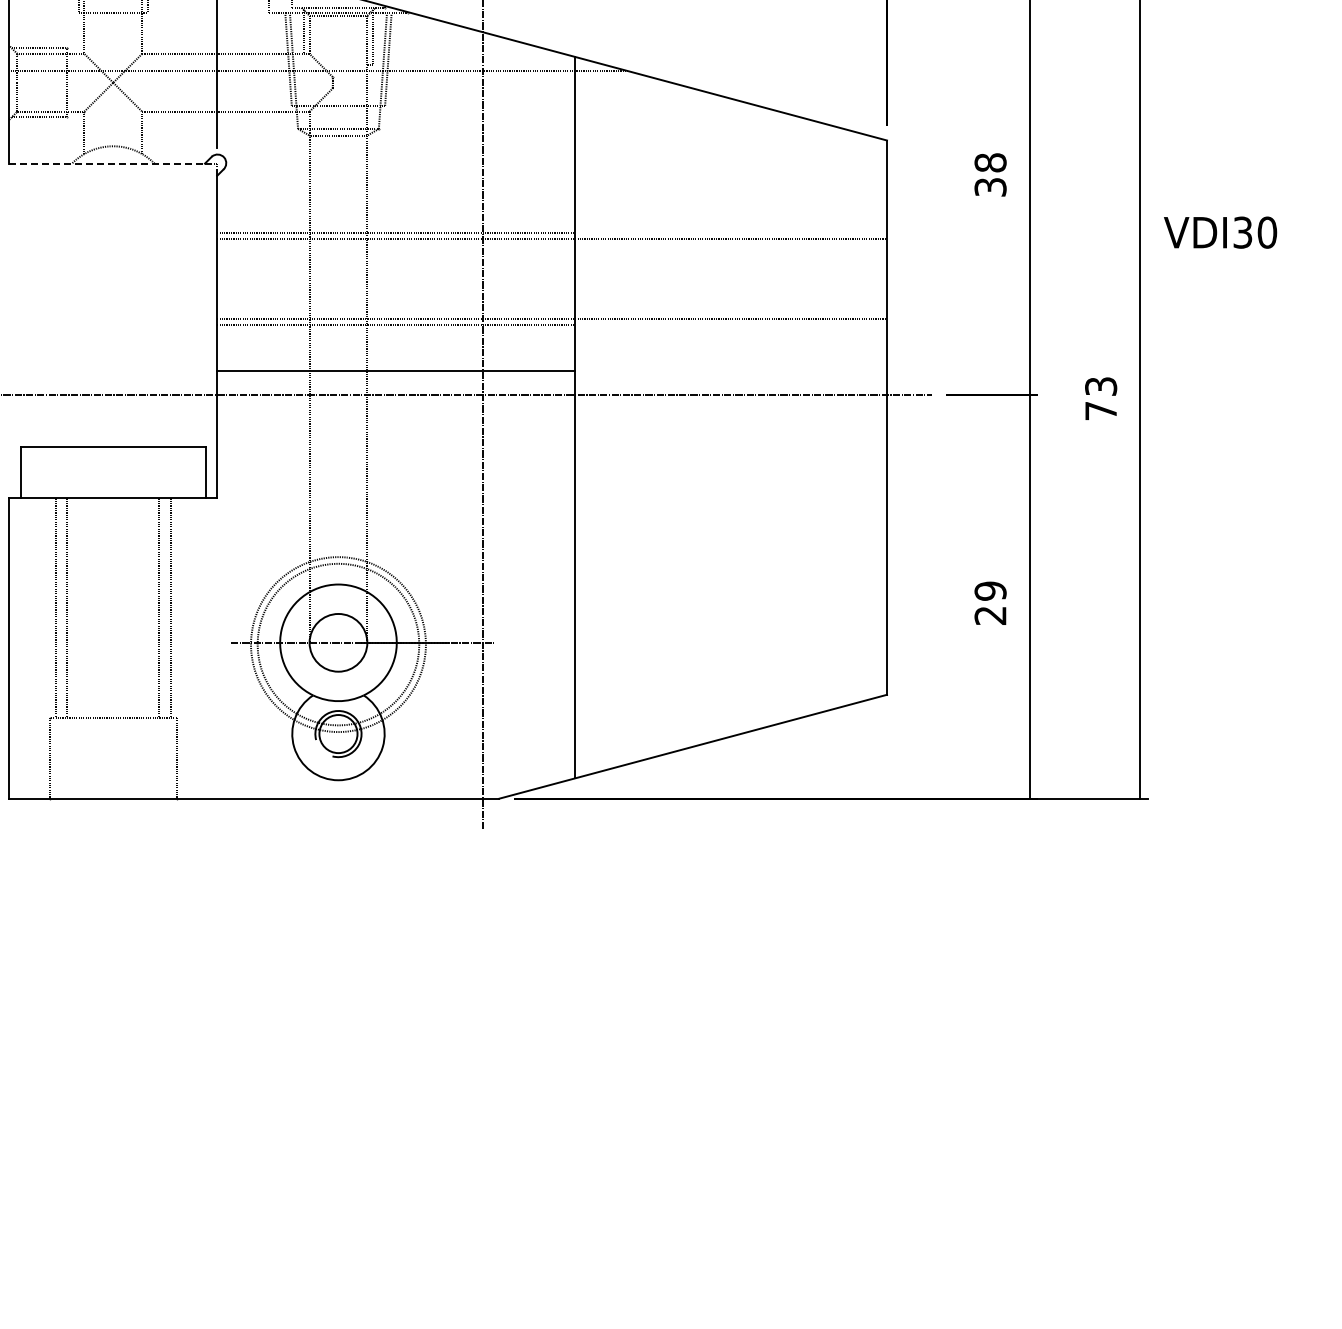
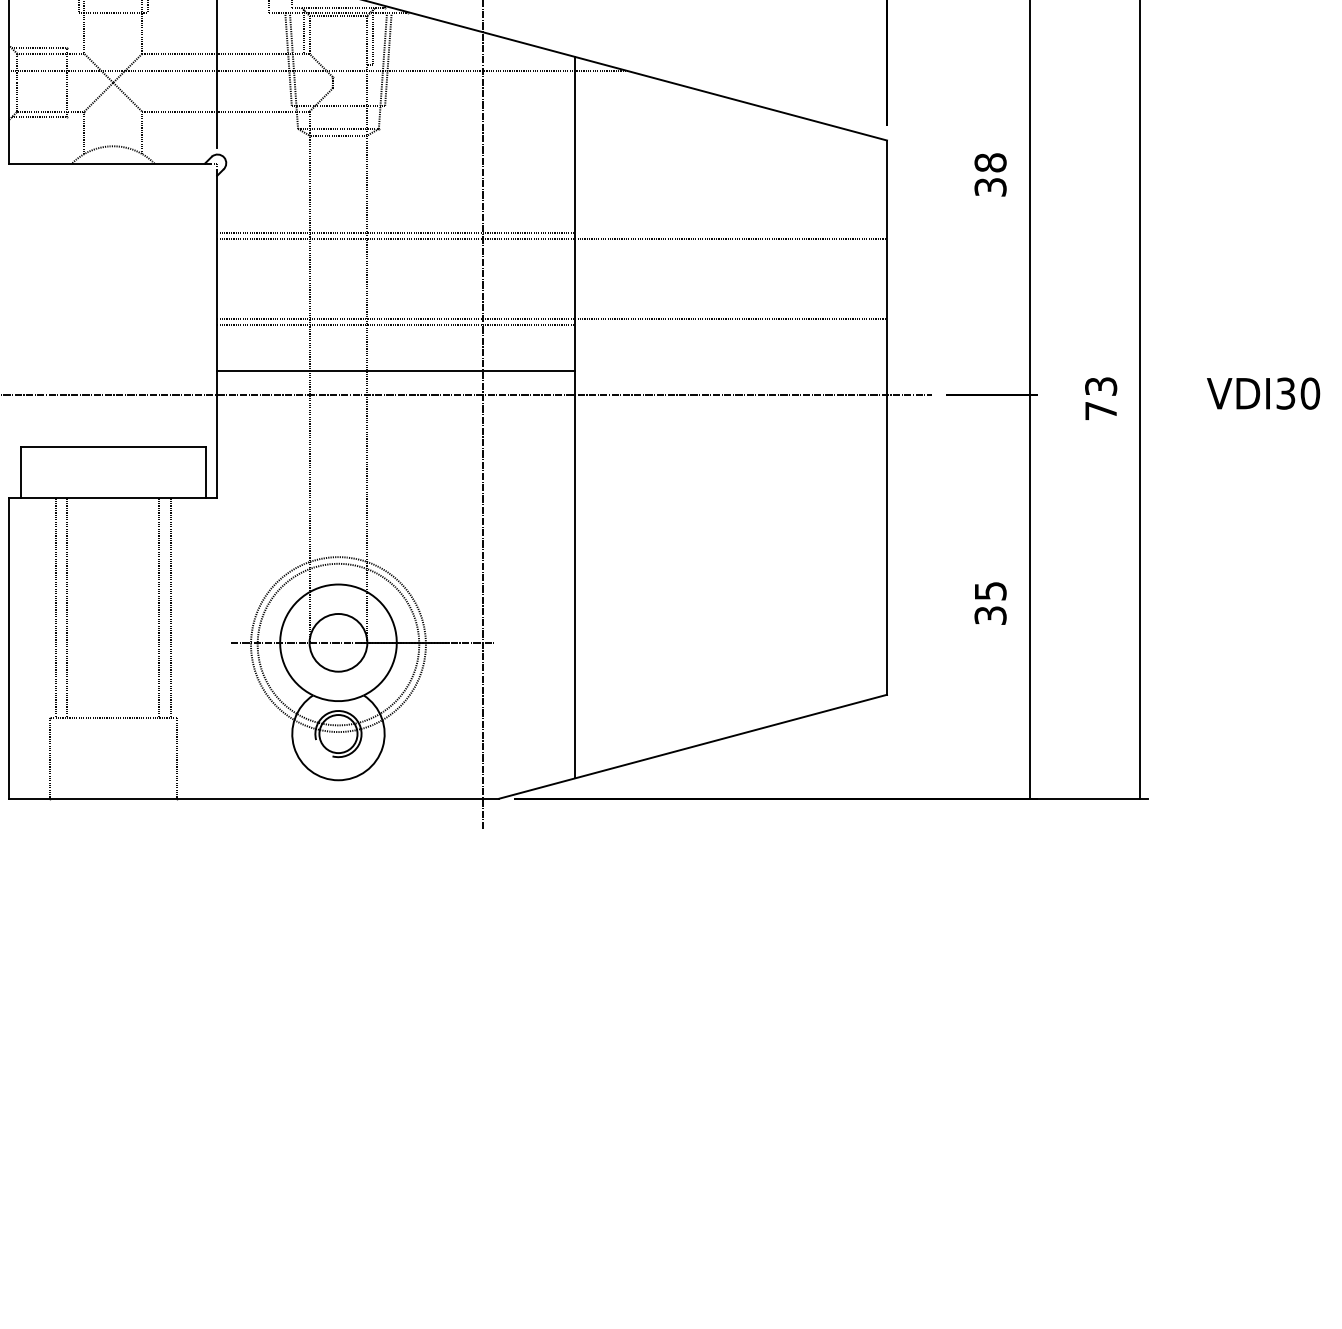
line: dashed -> solid (107, 163)
text position: (1220, 232) -> (1263, 393) (1263, 393)
text: 29 -> 35 (990, 602)
